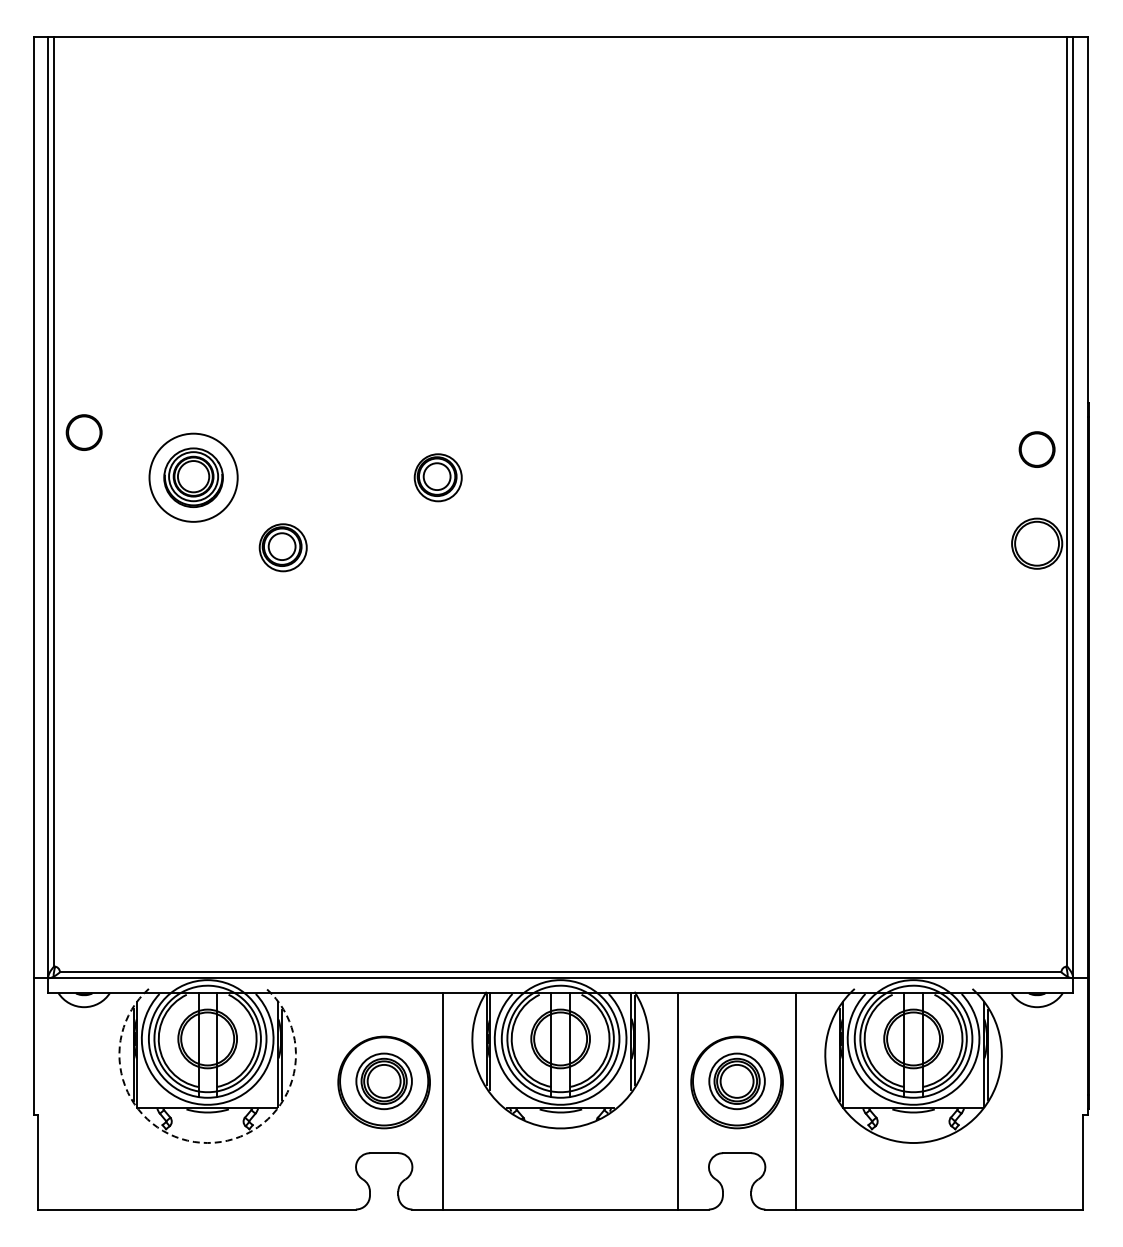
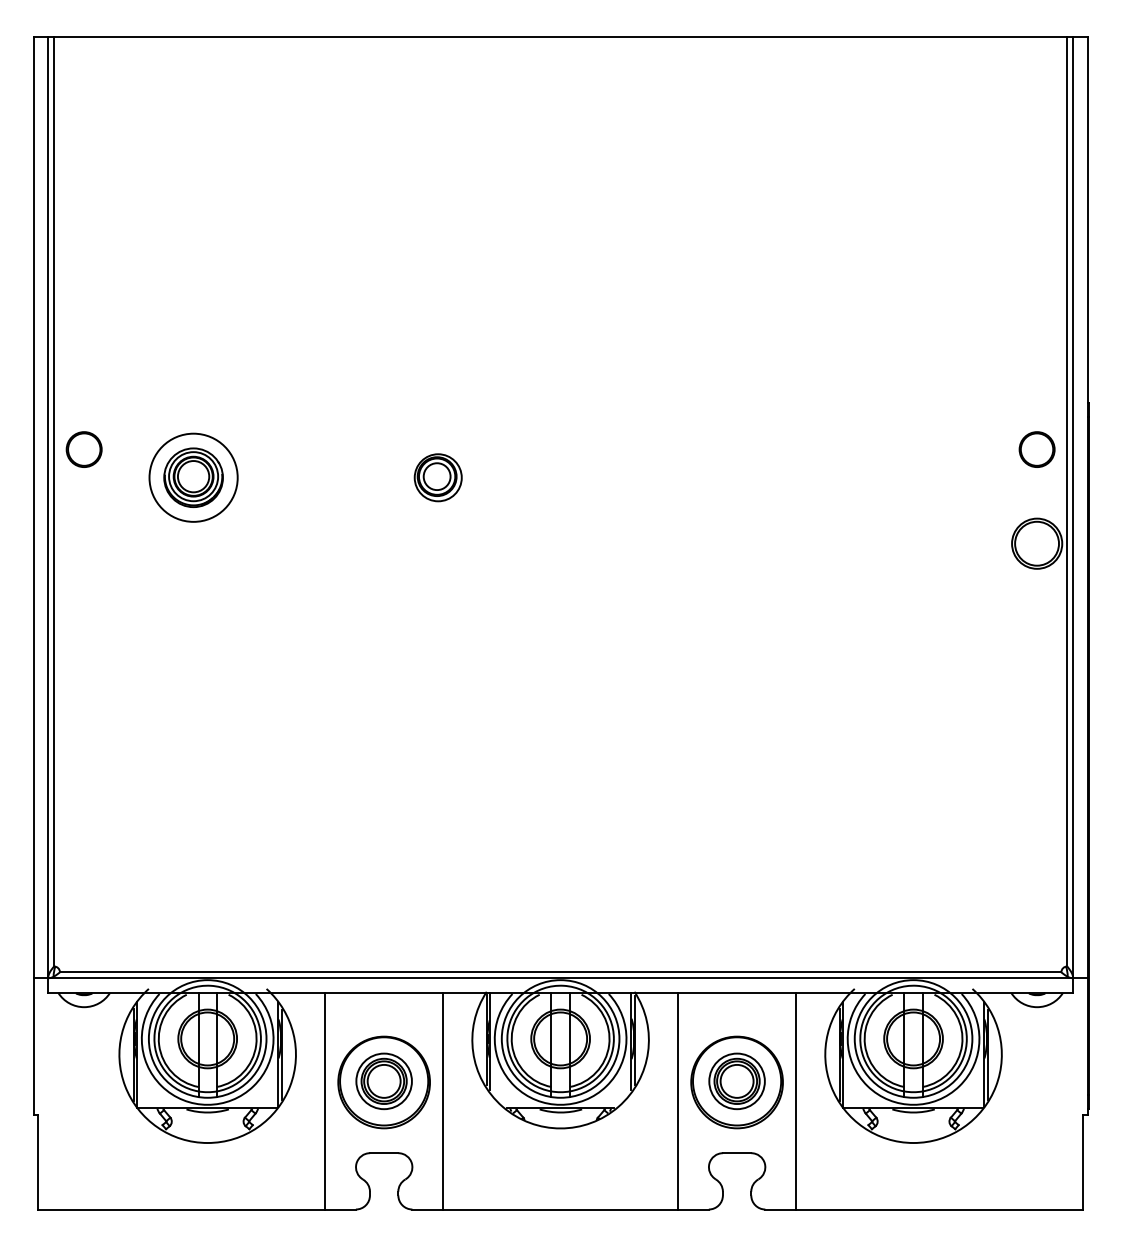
circle position: (83, 432) -> (83, 449) (83, 449)
part: present -> none (282, 547)
line: none -> present (325, 1100)
arc: dashed -> solid (207, 1143)
